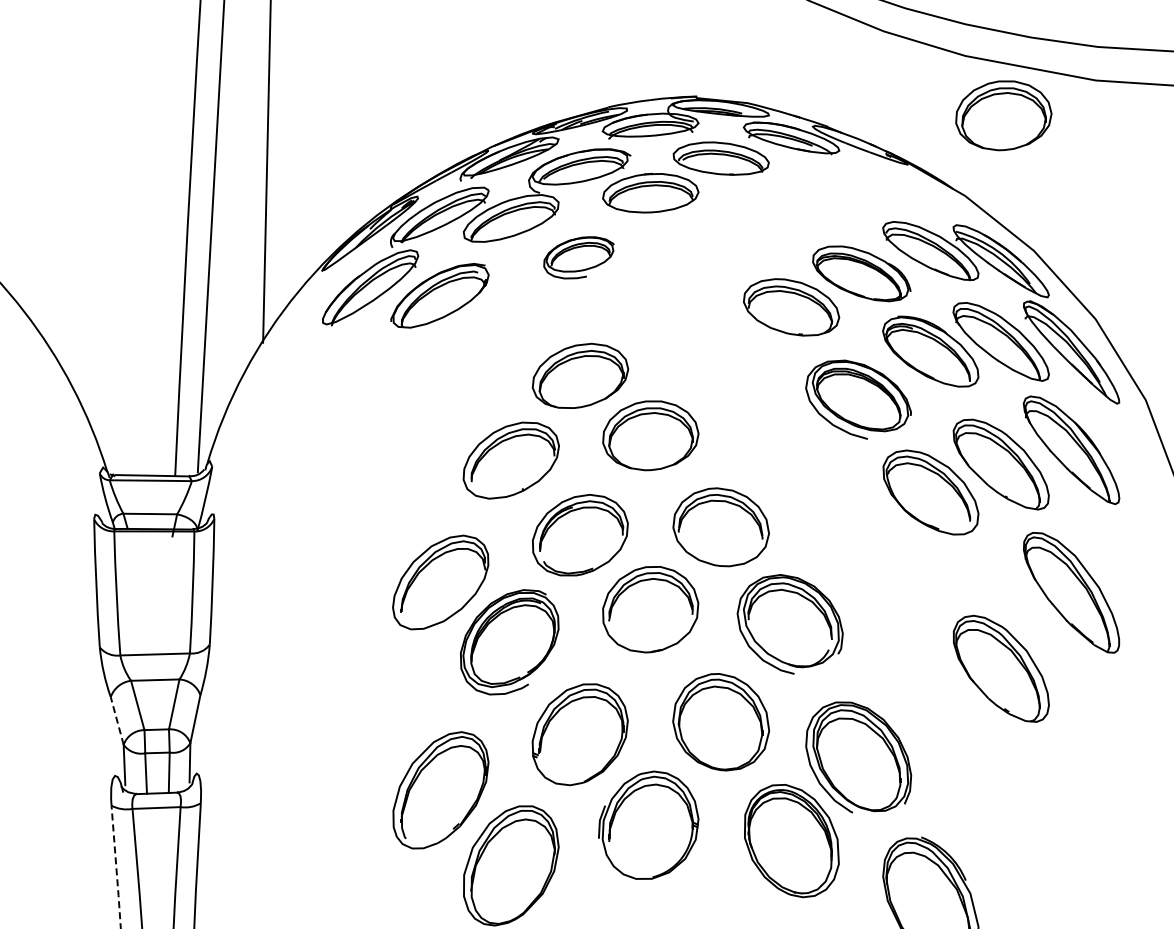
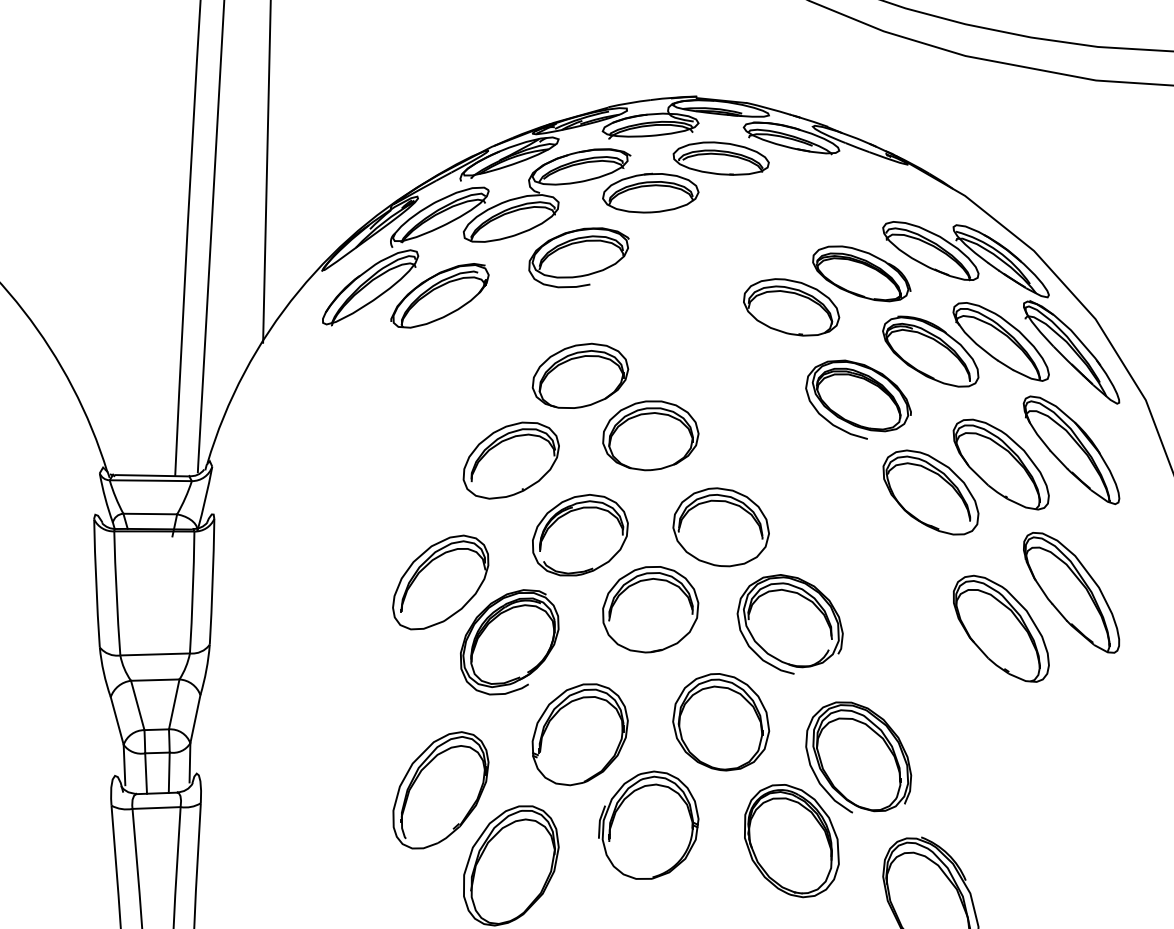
part: present -> none (1003, 115)
part size: 72x44 px -> 102x62 px (578, 257)
part position: (1001, 668) -> (1001, 628) (1001, 628)
line: dashed -> solid (117, 720)
line: dashed -> solid (116, 867)
